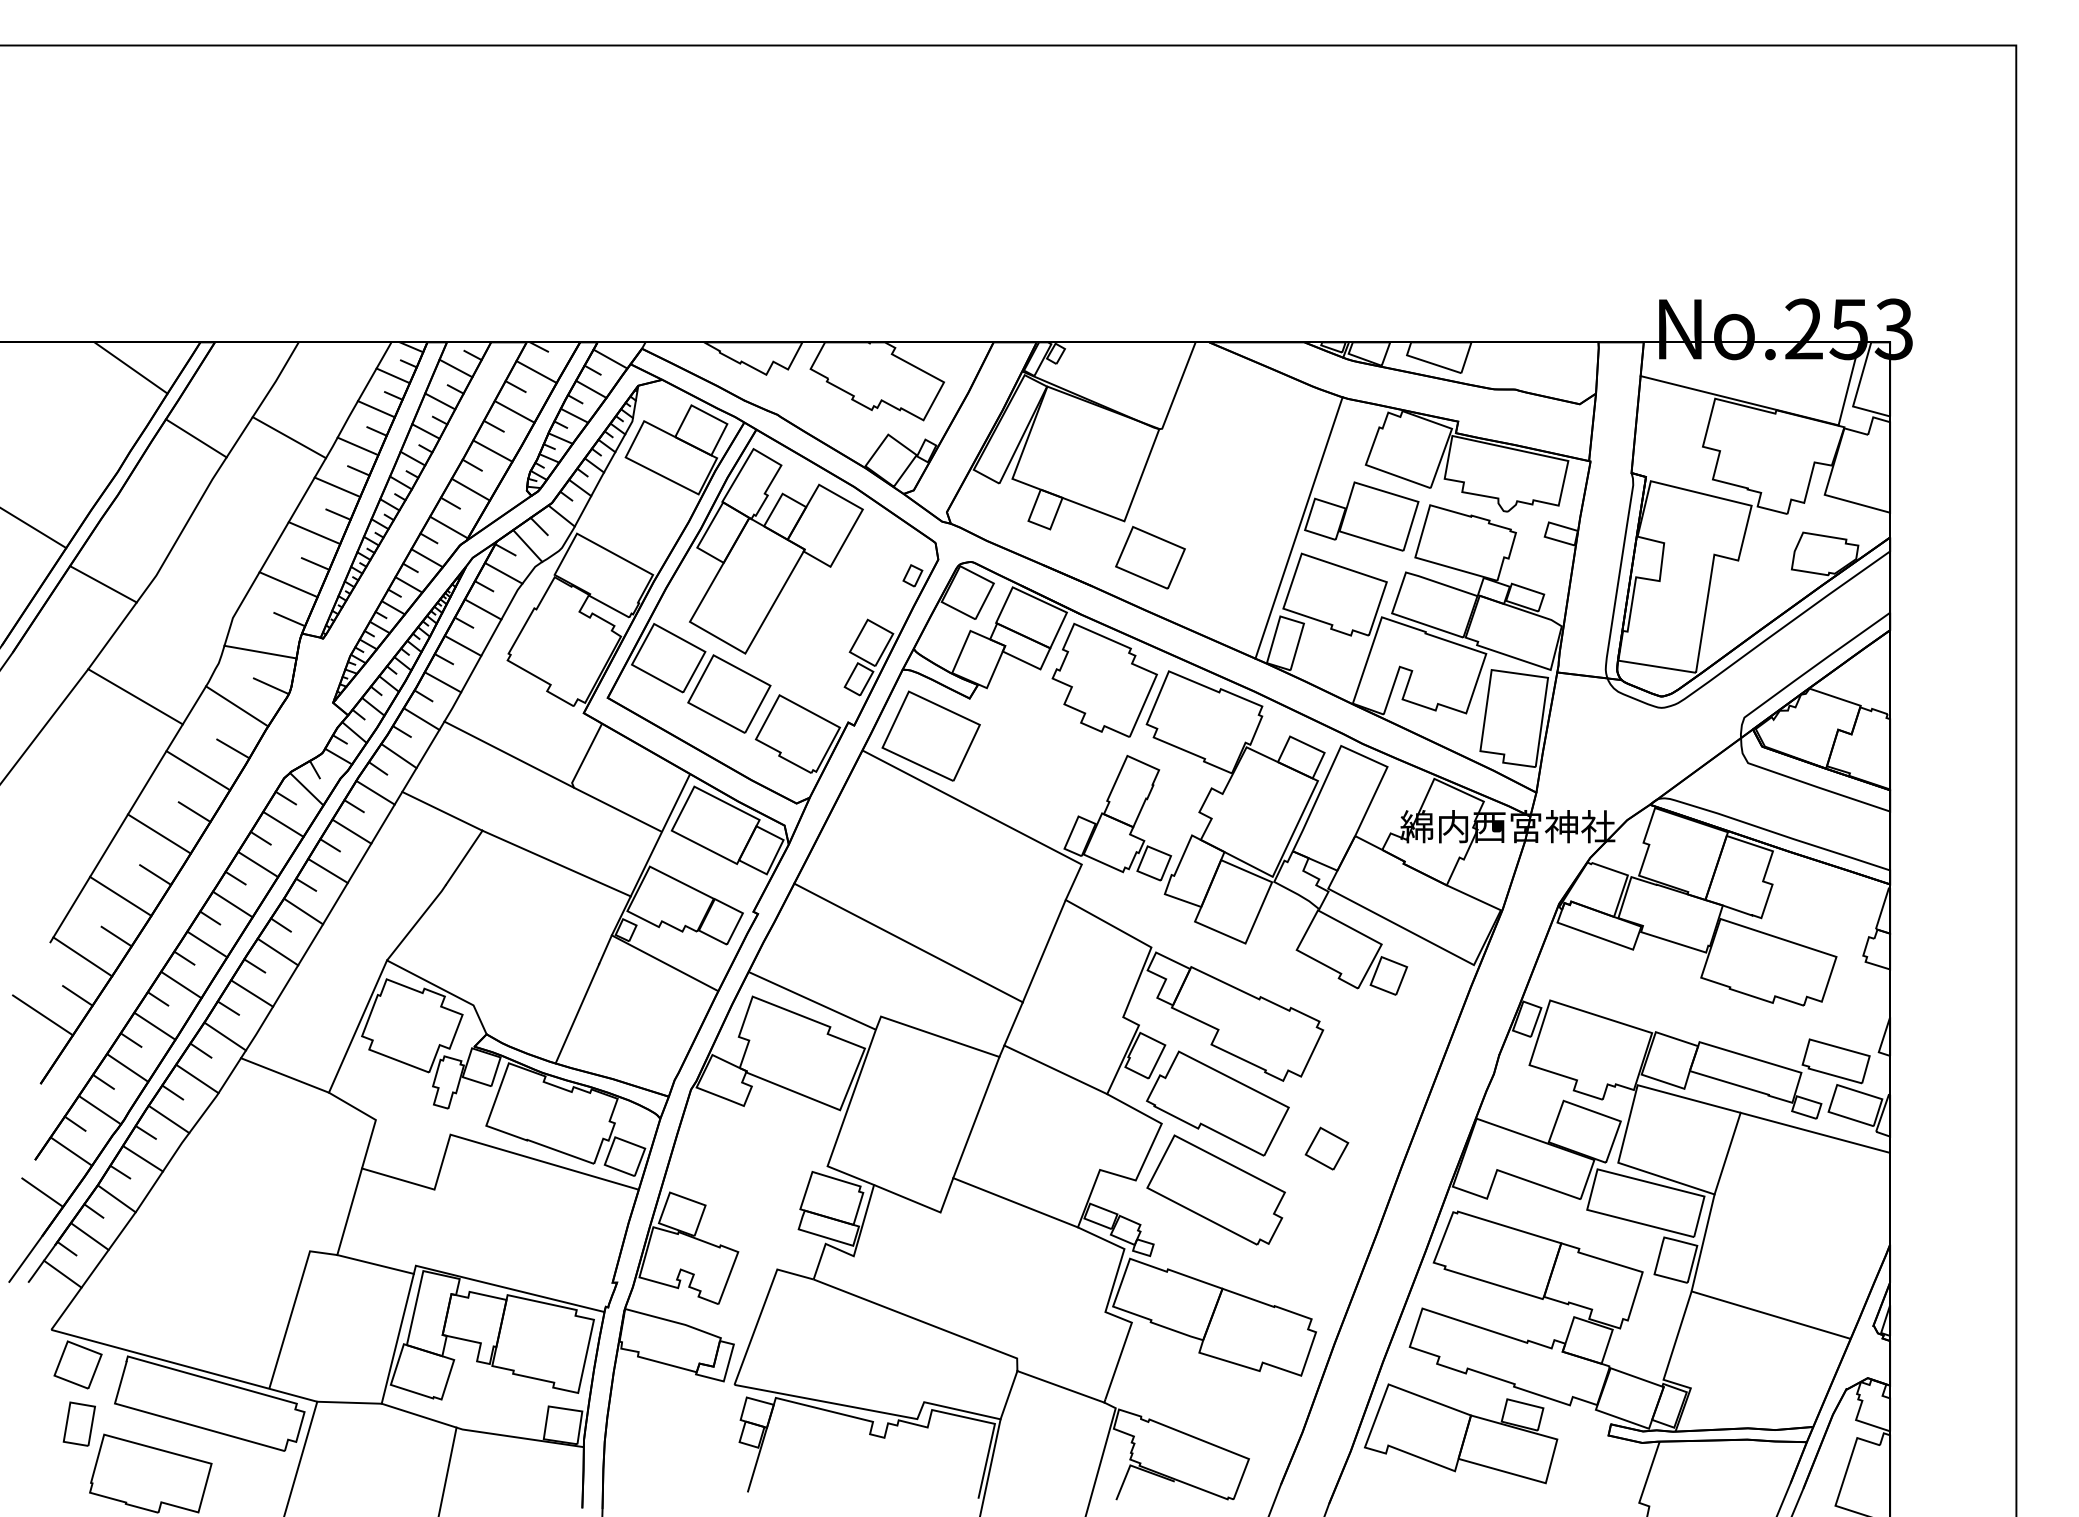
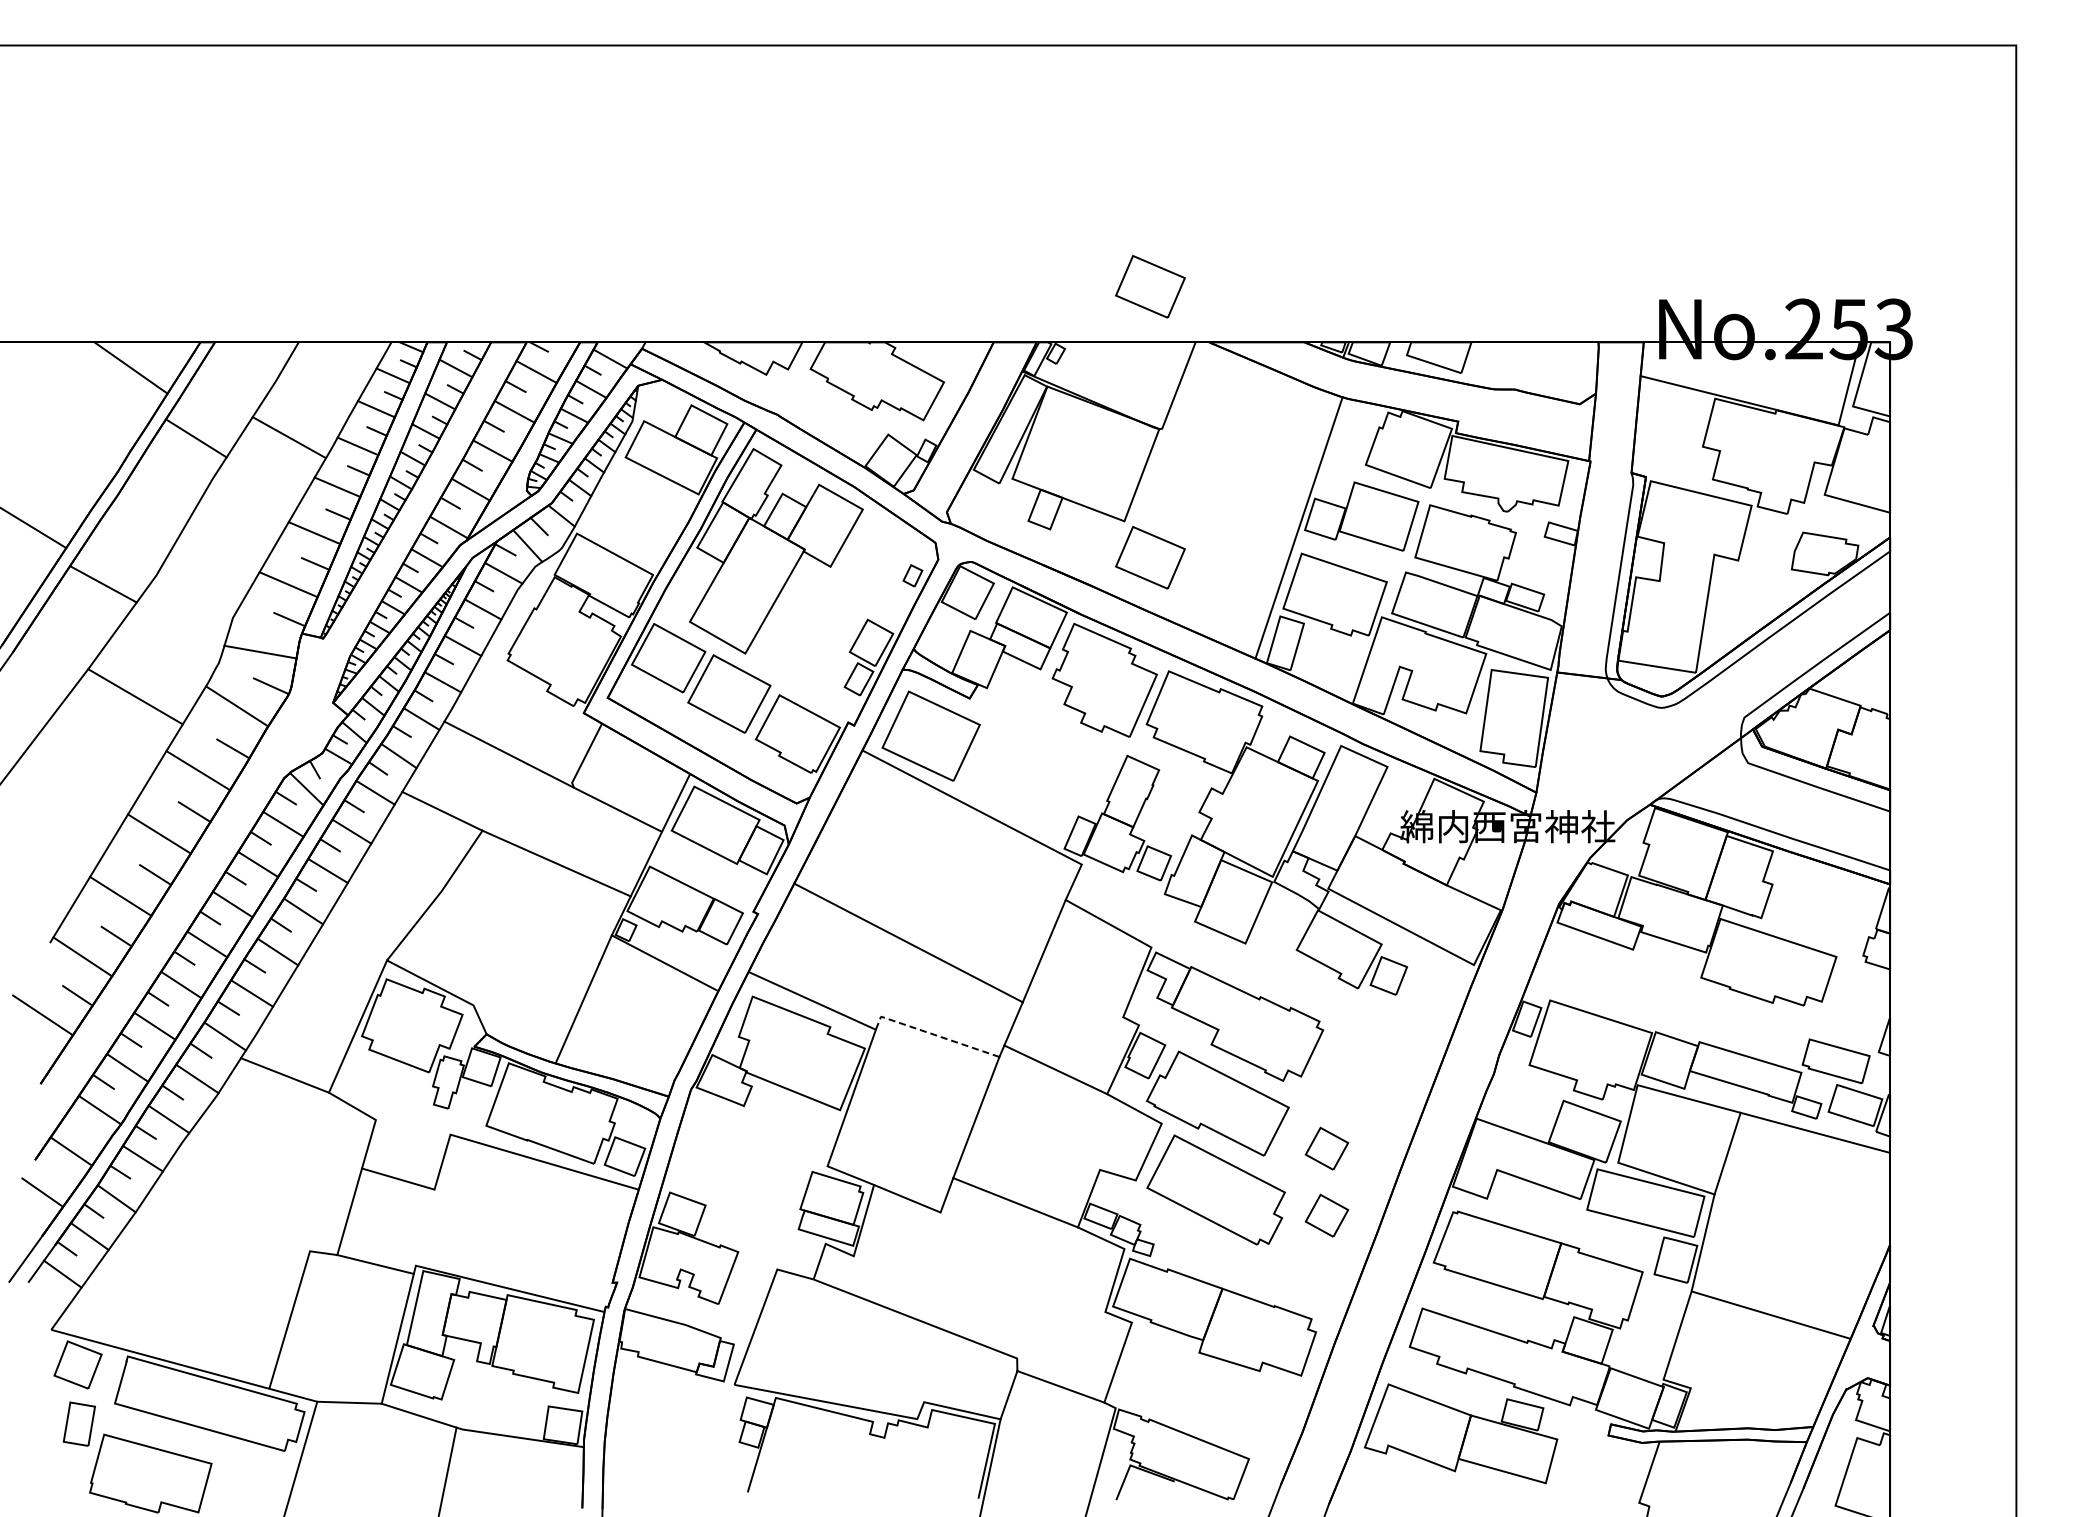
part: none -> present (1150, 286)
line: solid -> dashed (932, 1034)
line: present -> none (74, 1123)
part: none -> present (1326, 1215)
